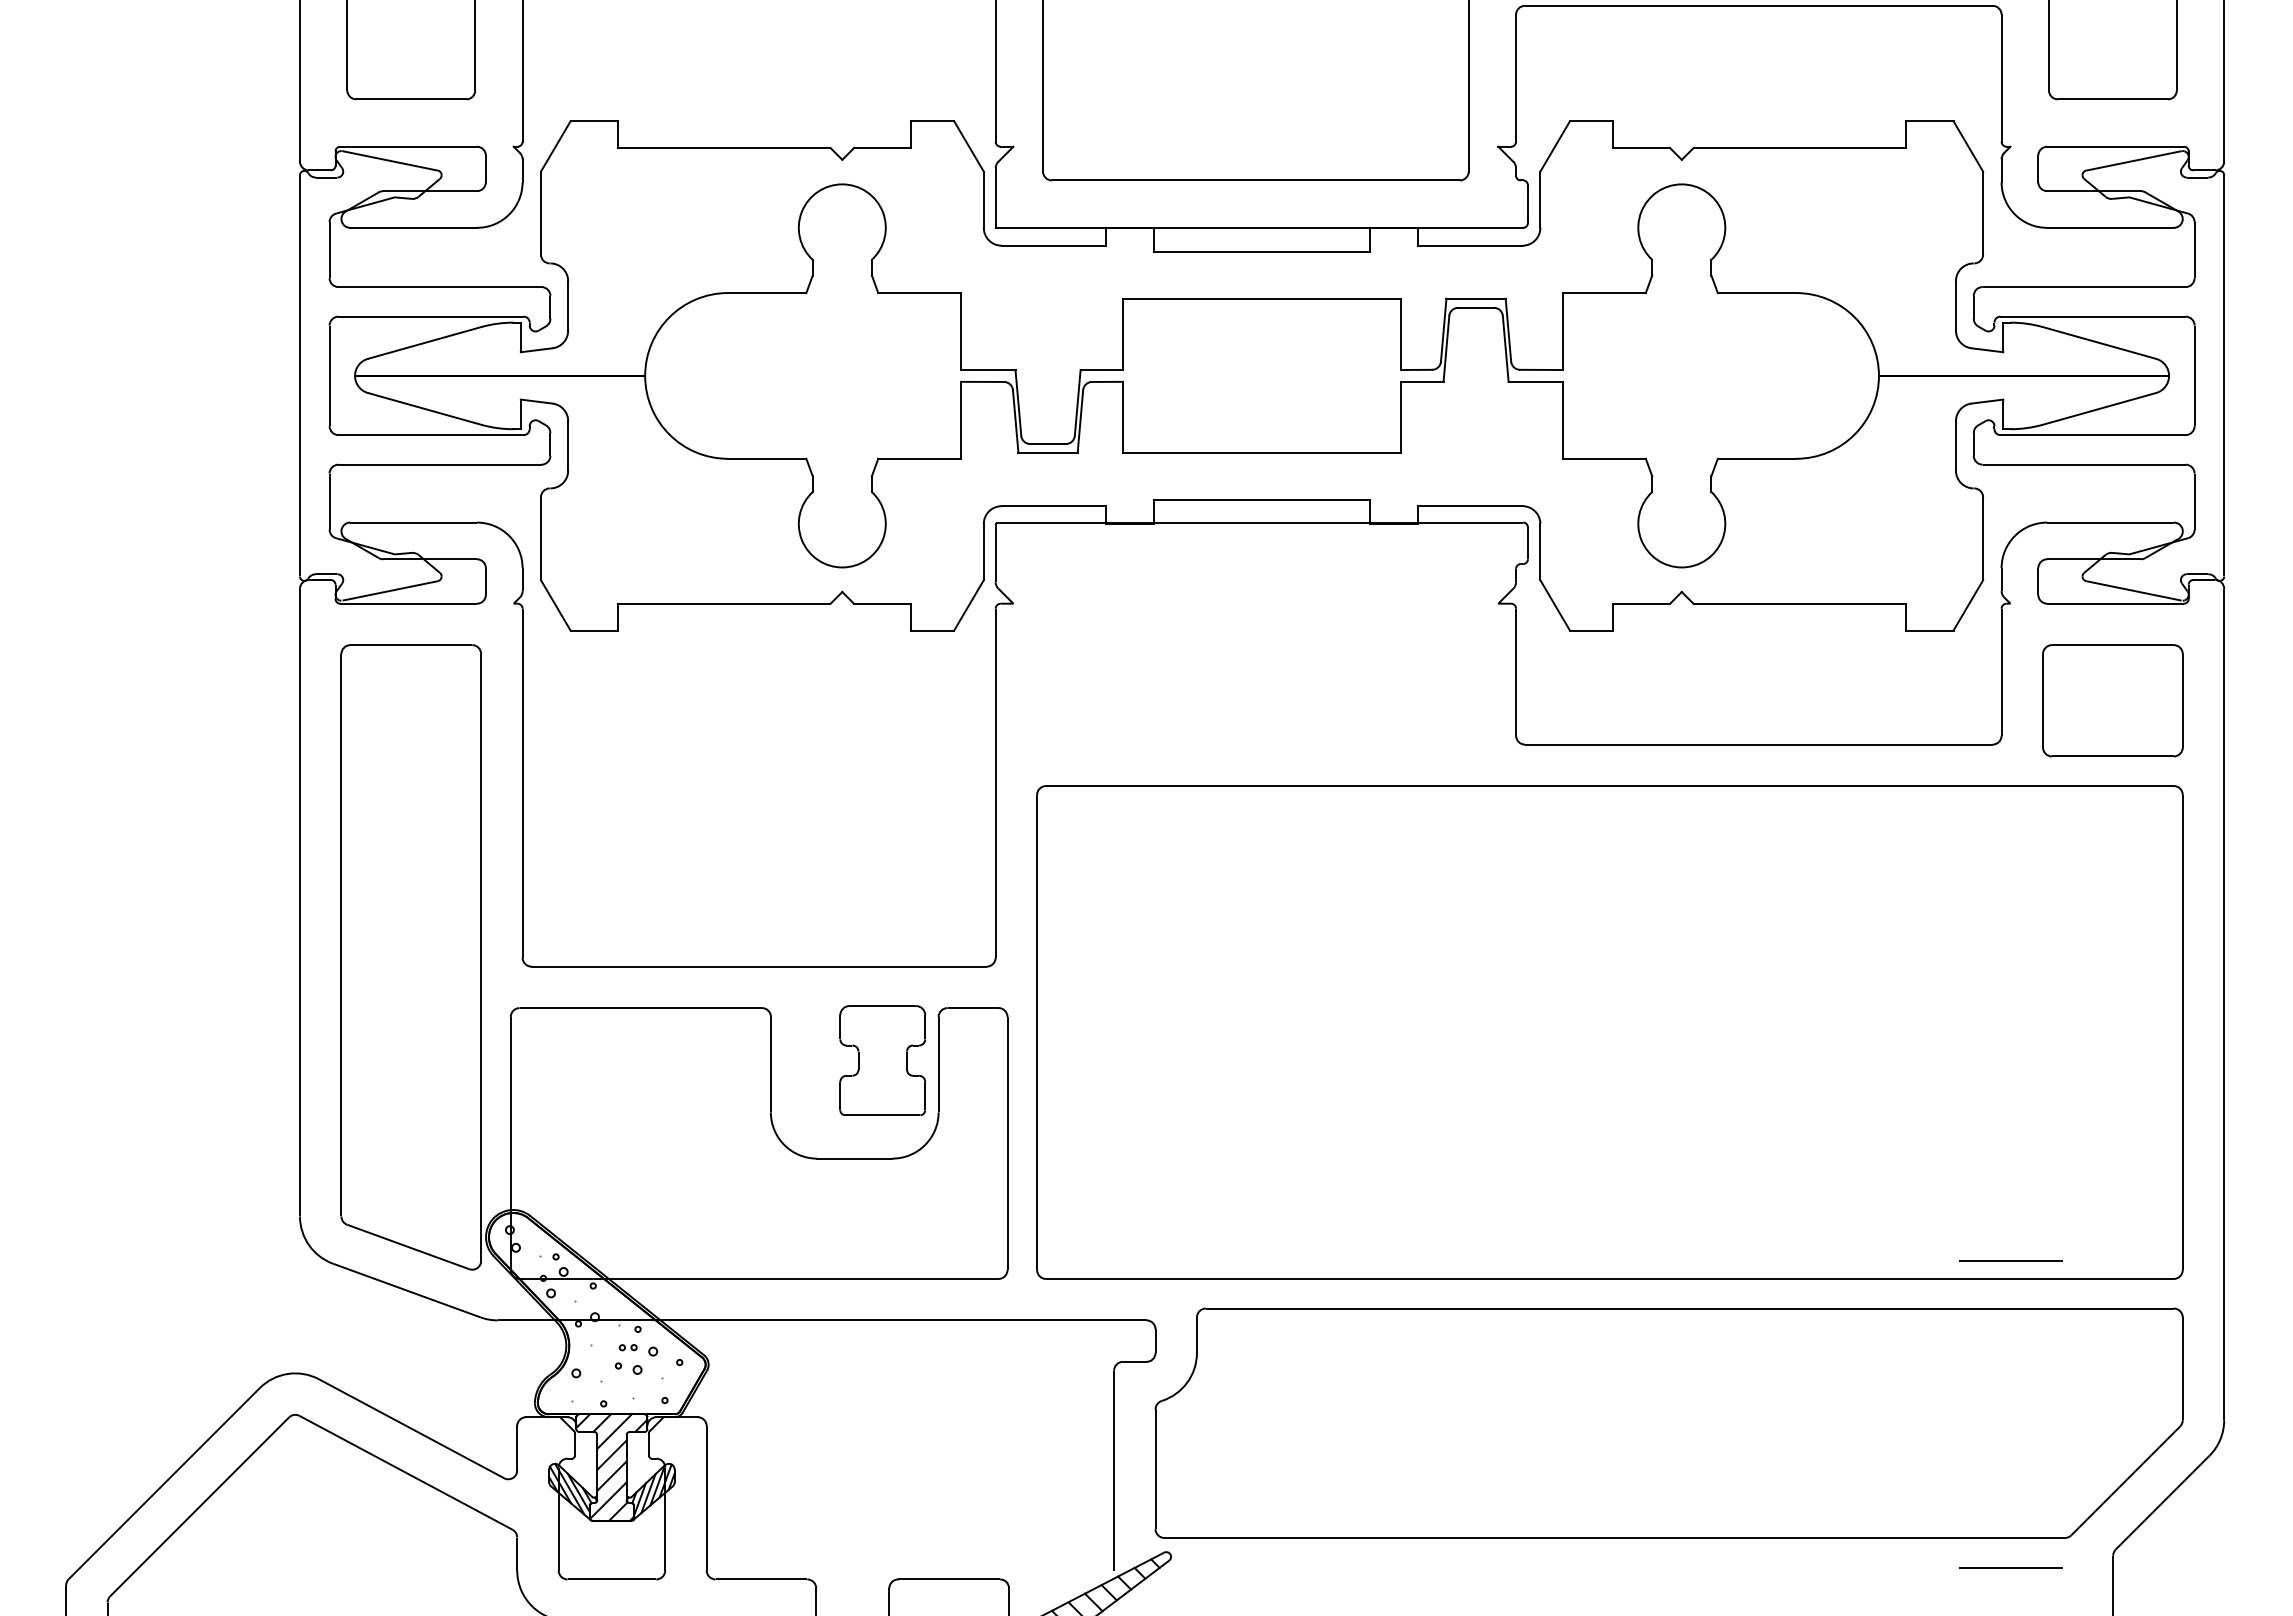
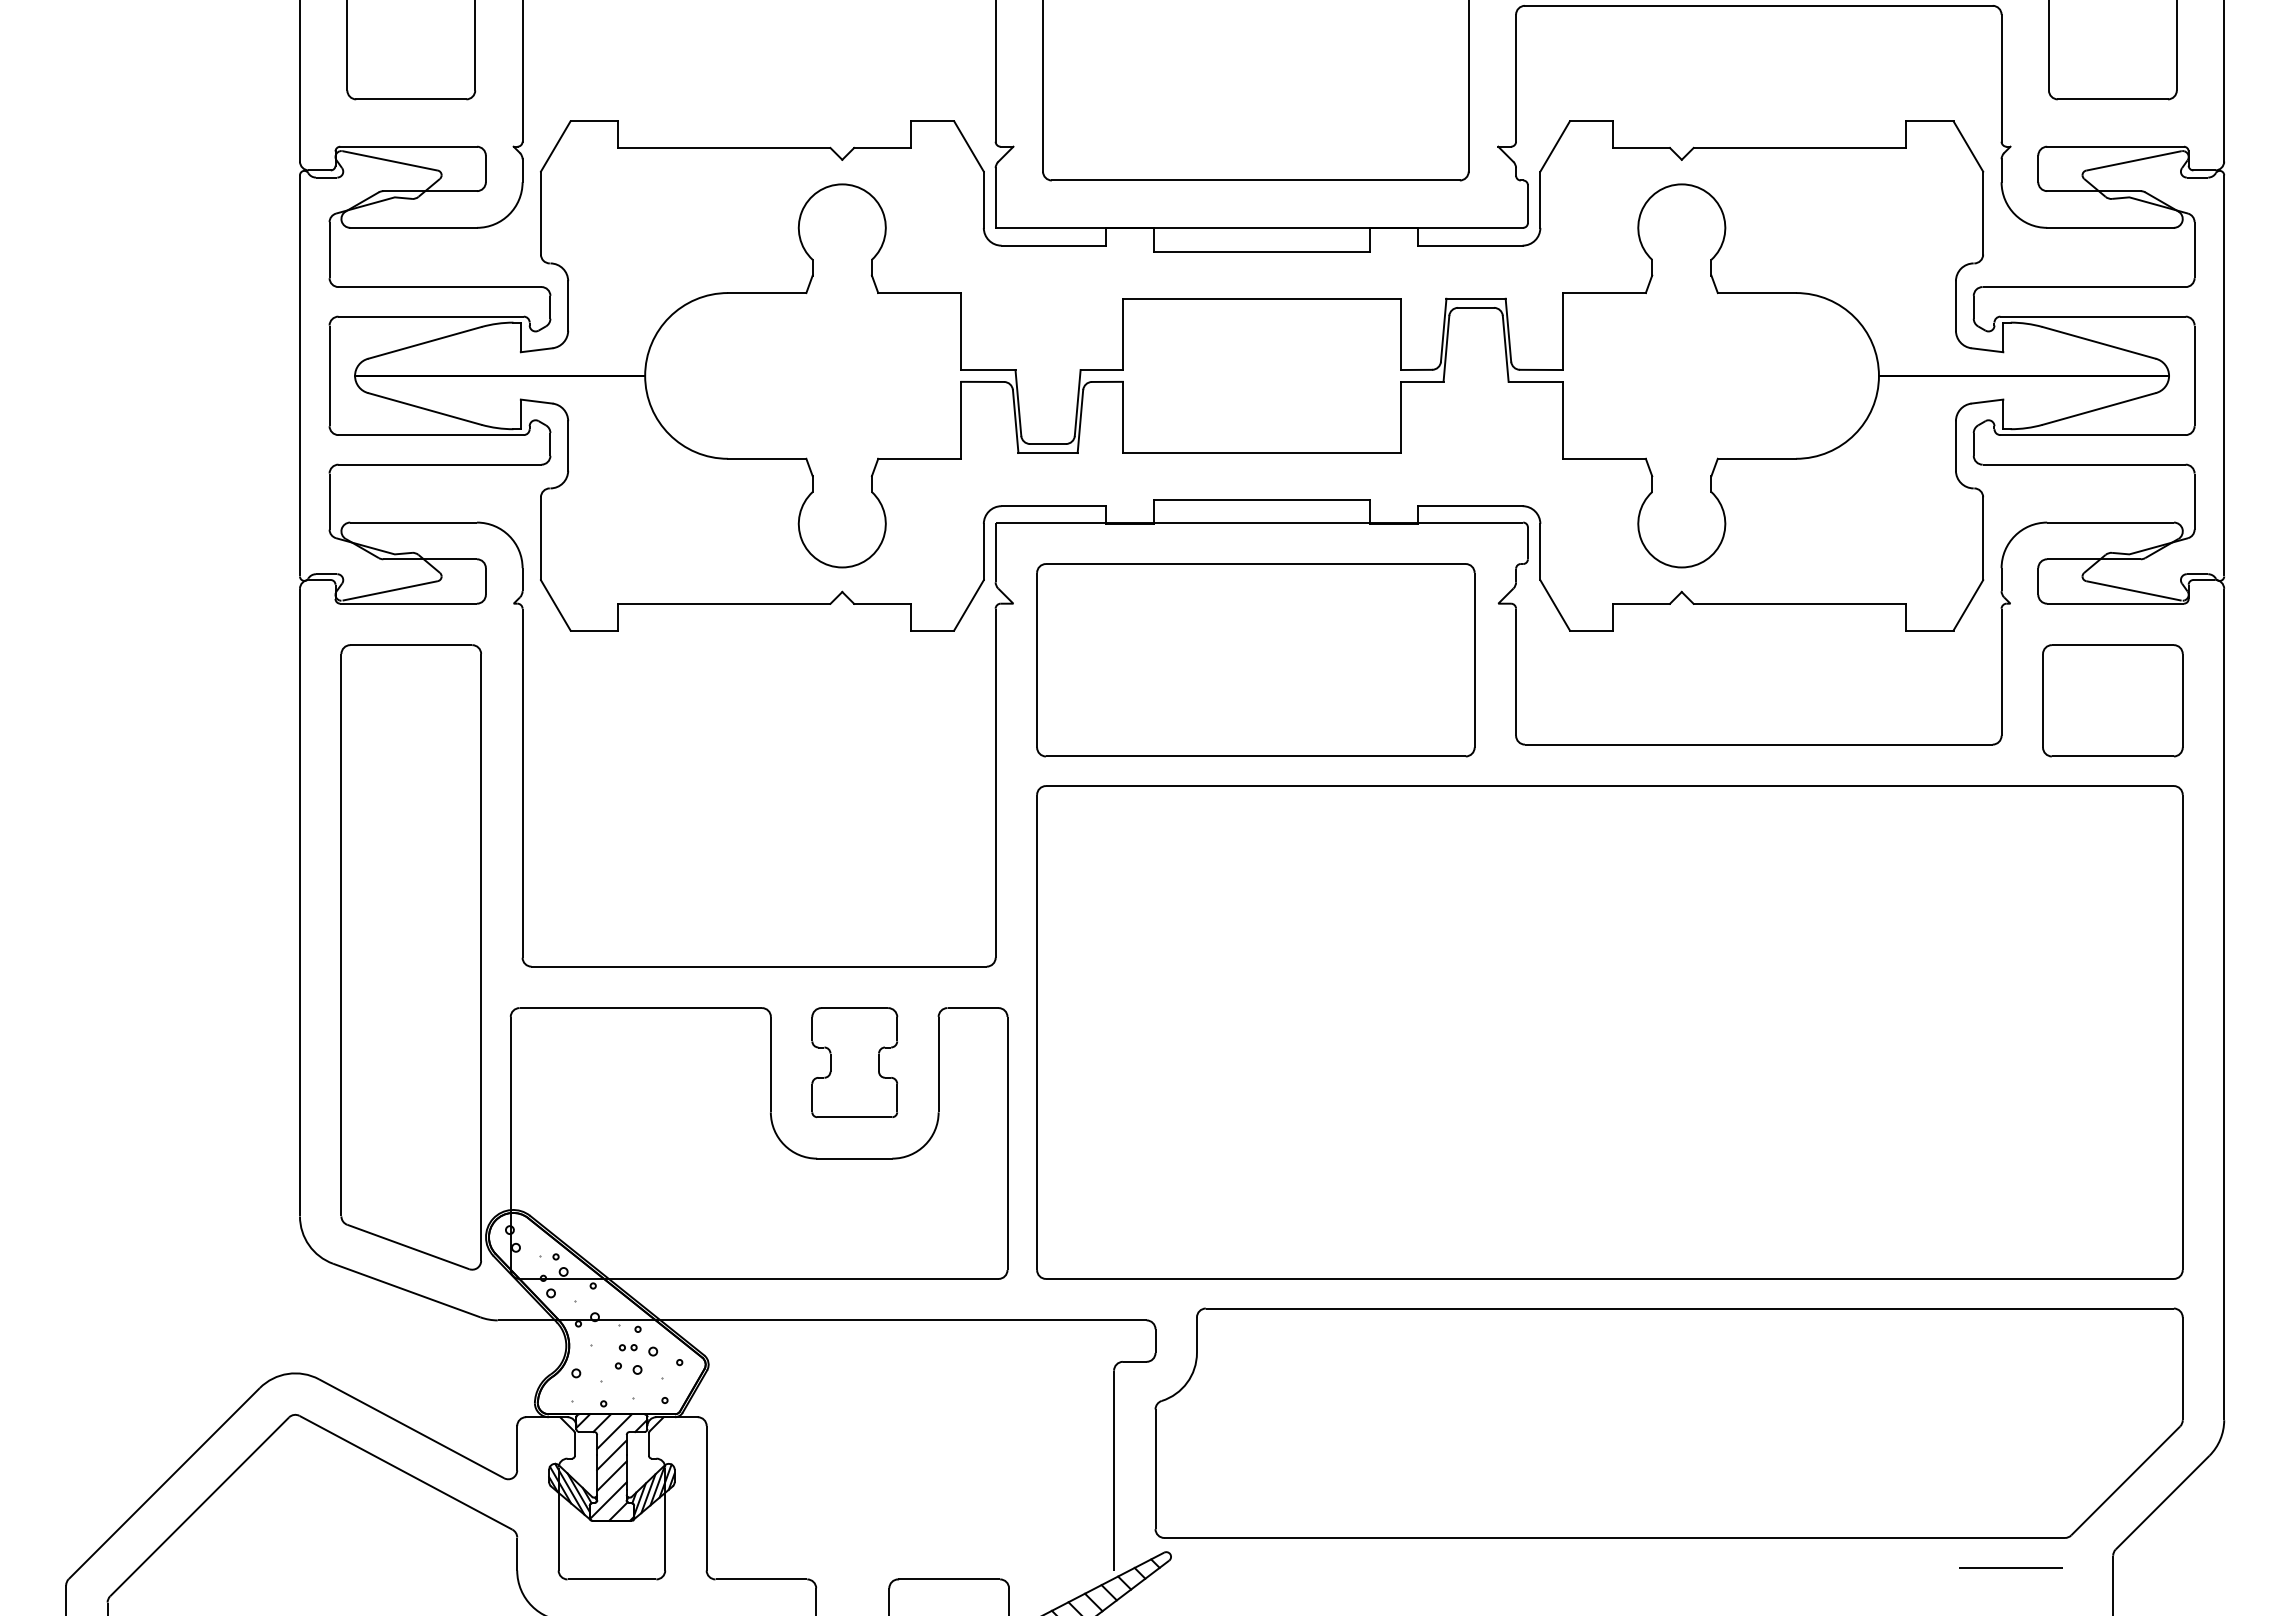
part: none -> present (1255, 660)
part position: (882, 1060) -> (854, 1062) (854, 1062)
line: present -> none (2010, 1260)
